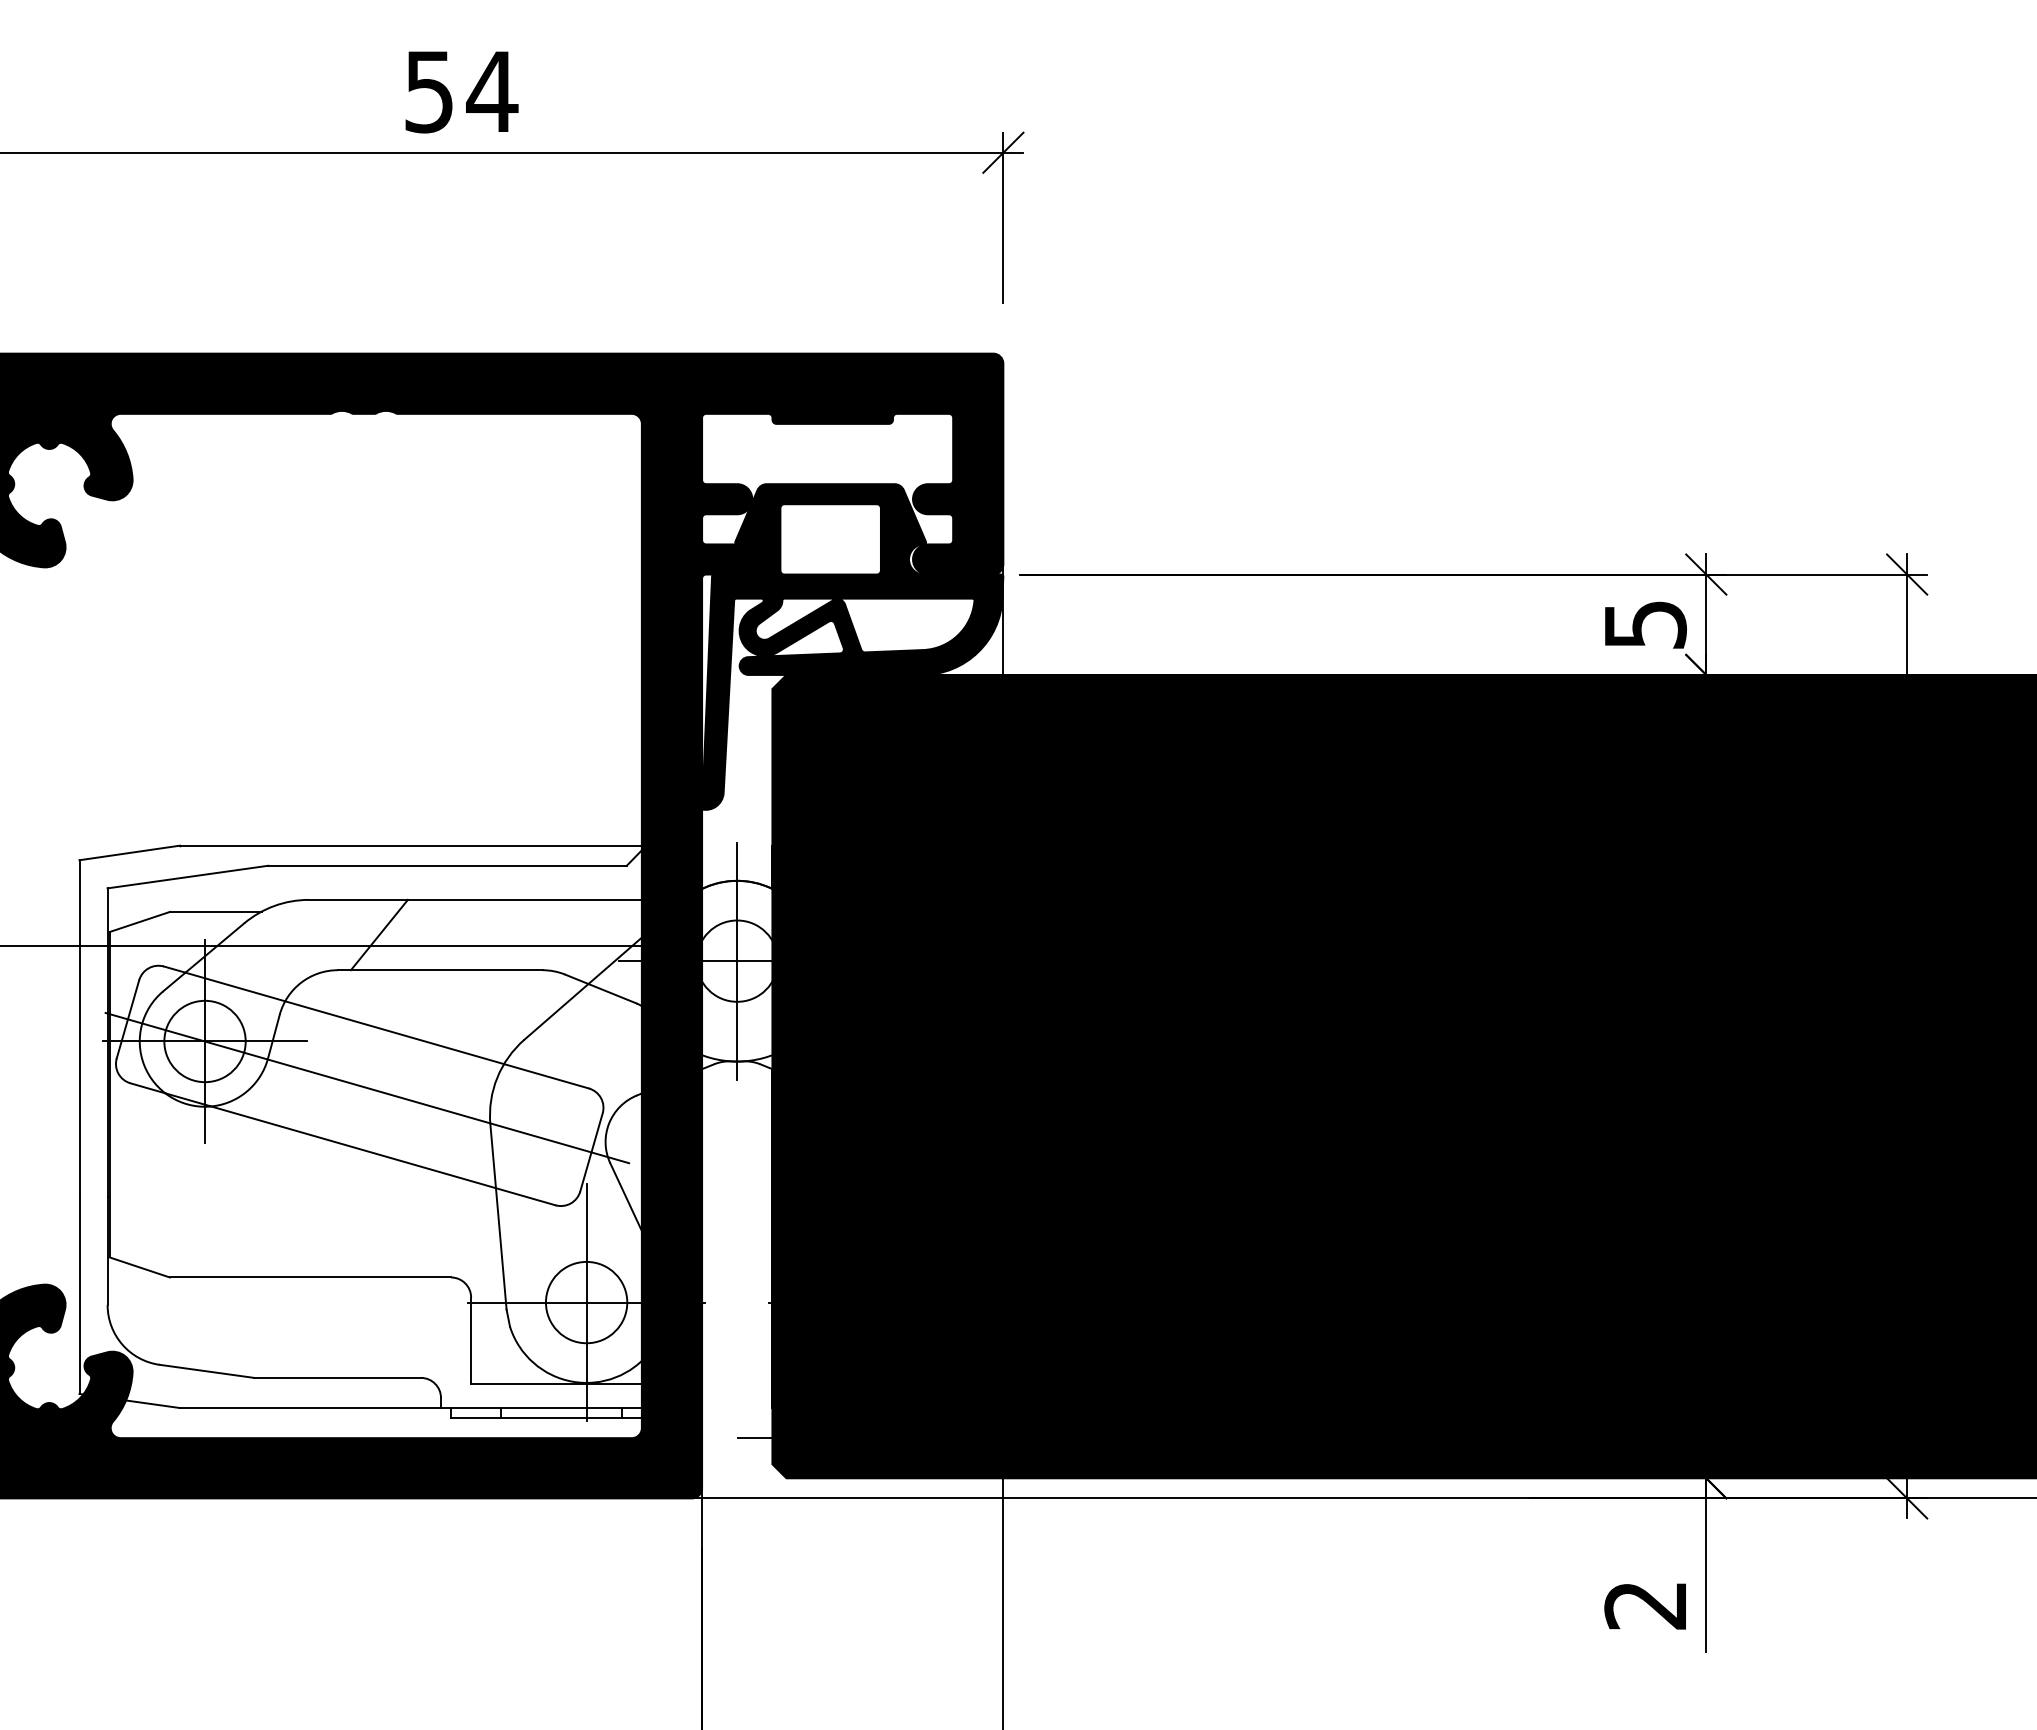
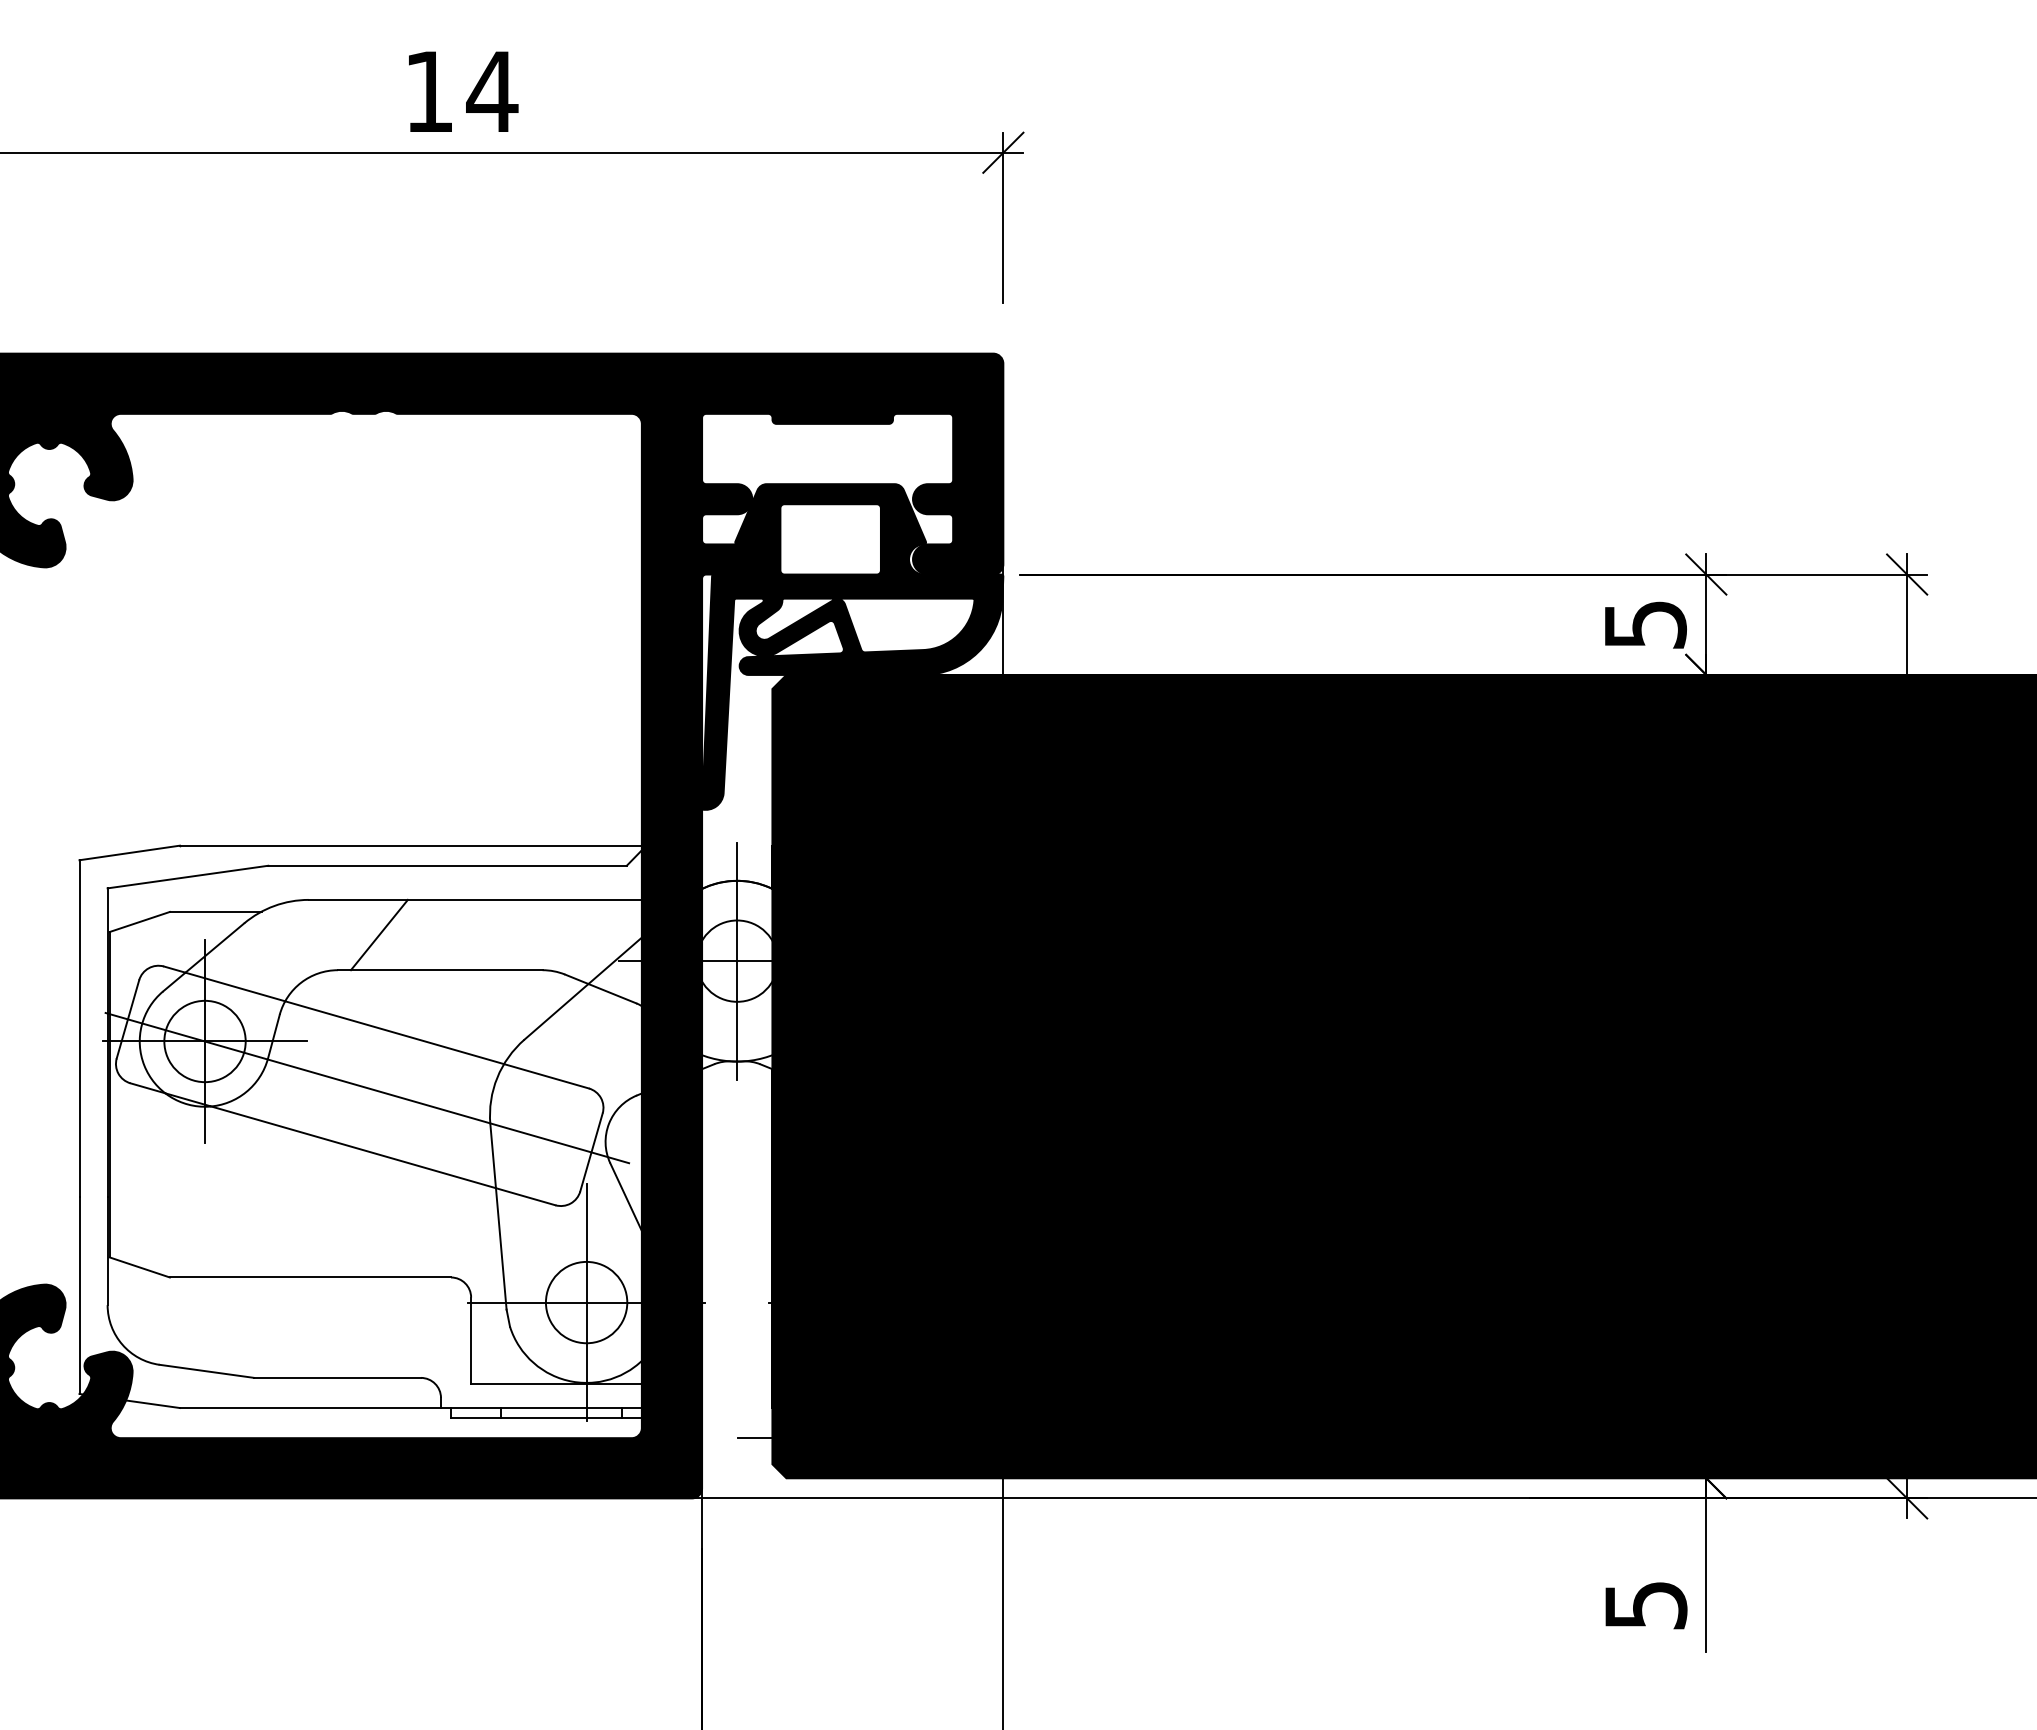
text: 54 -> 14 (428, 92)
line: present -> none (352, 946)
text: 2 -> 5 (1645, 1605)
